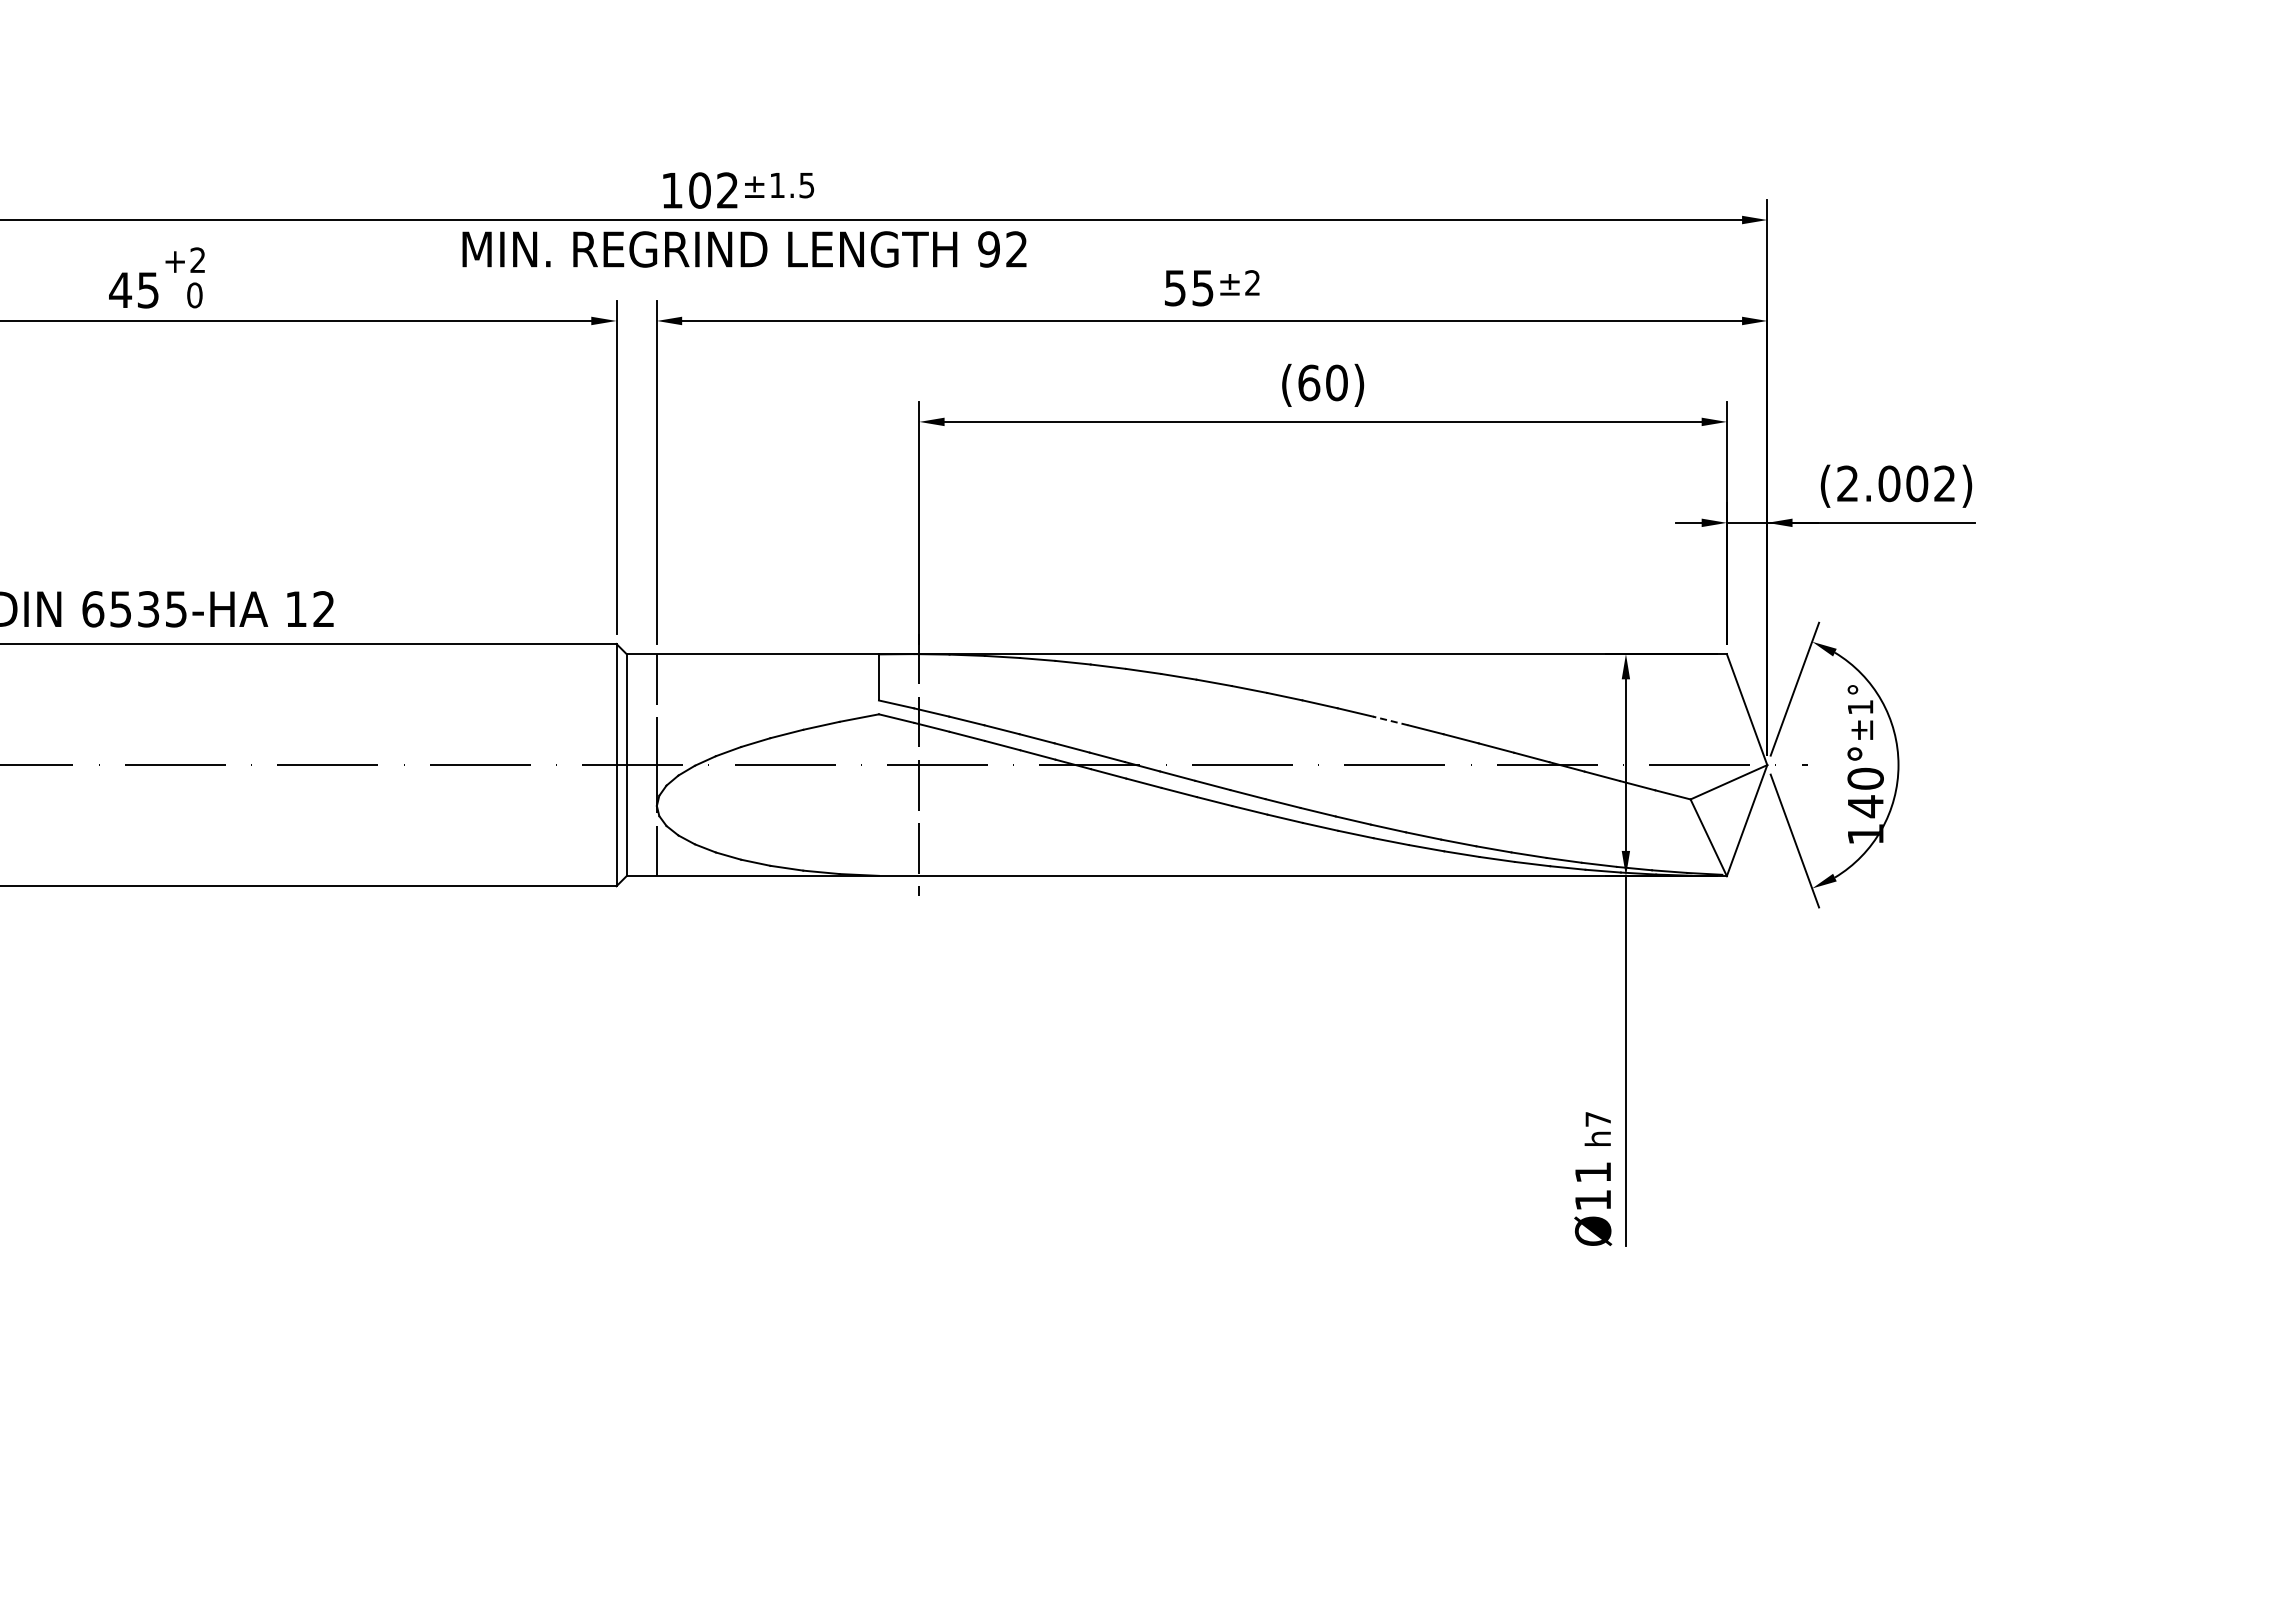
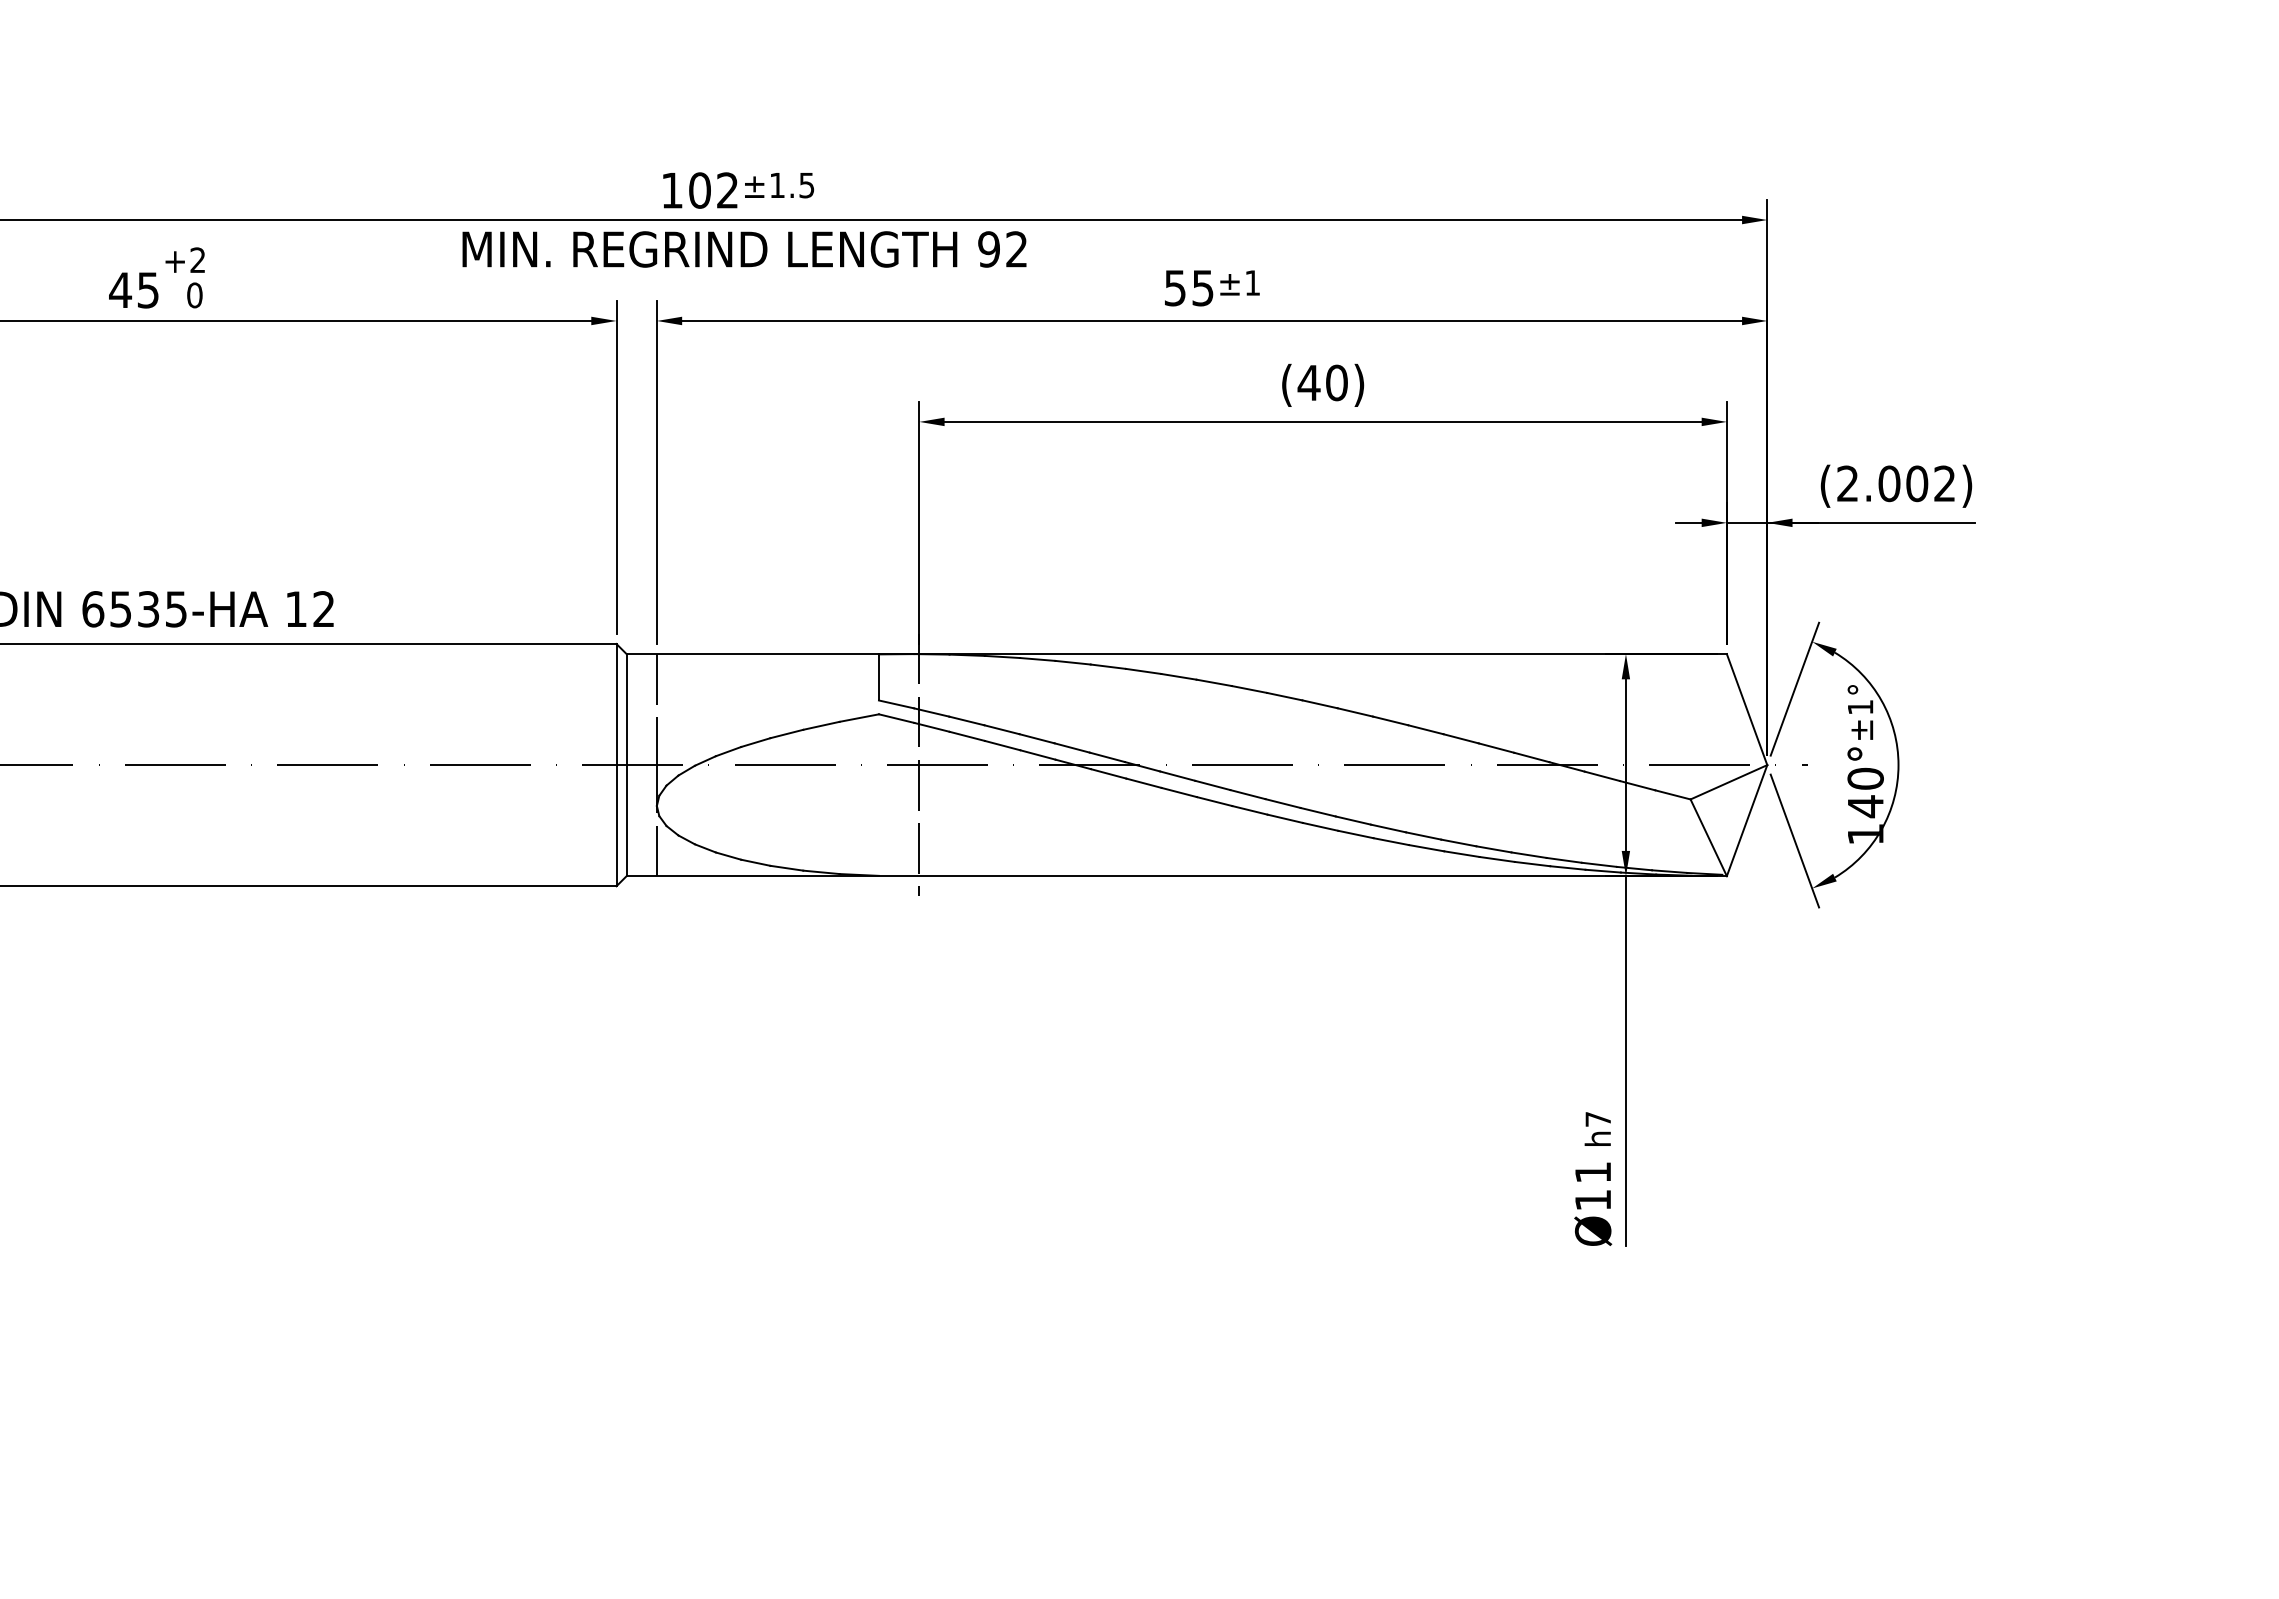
text: ±2 -> ±1 (1252, 282)
text: (60) -> (40) (1308, 382)
line: dashed -> solid (1390, 720)
